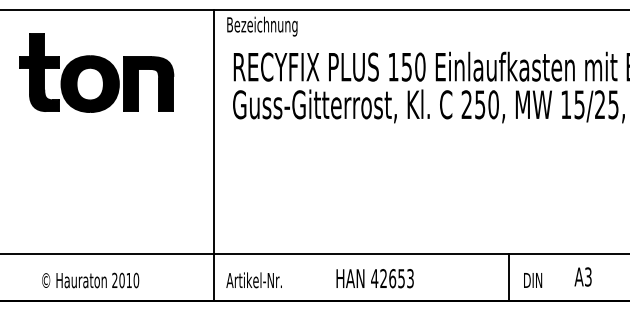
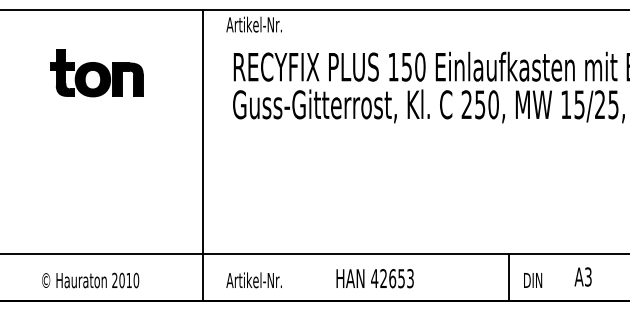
text: Bezeichnung -> Artikel-Nr. (261, 26)
part size: 156x80 px -> 94x49 px (96, 73)
line position: (214, 155) -> (203, 155) (203, 155)
